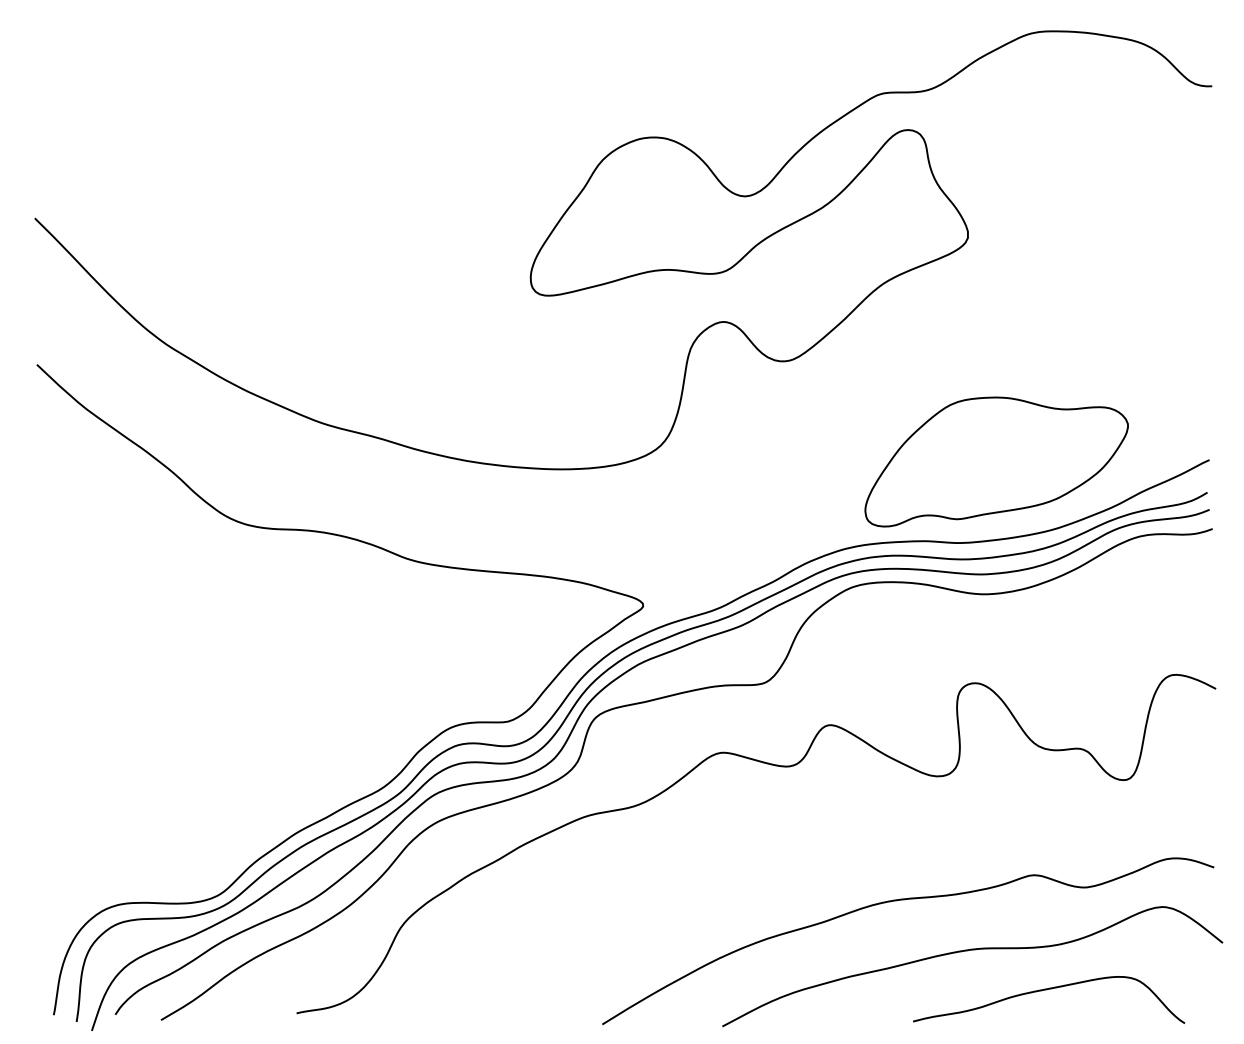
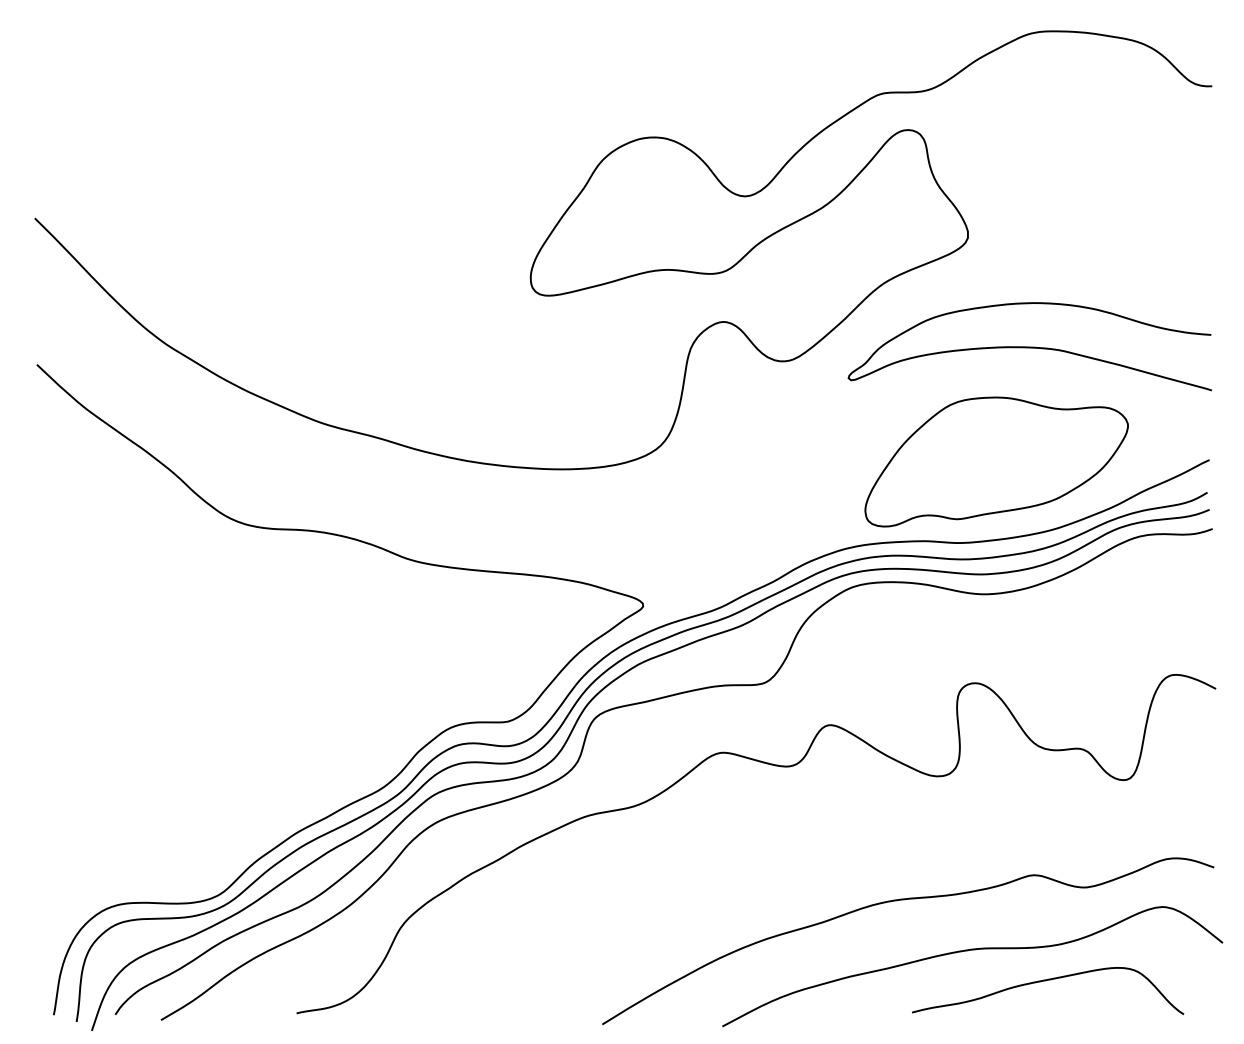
curve: none -> present (1029, 346)
curve position: (1046, 990) -> (1045, 981) (1045, 981)
